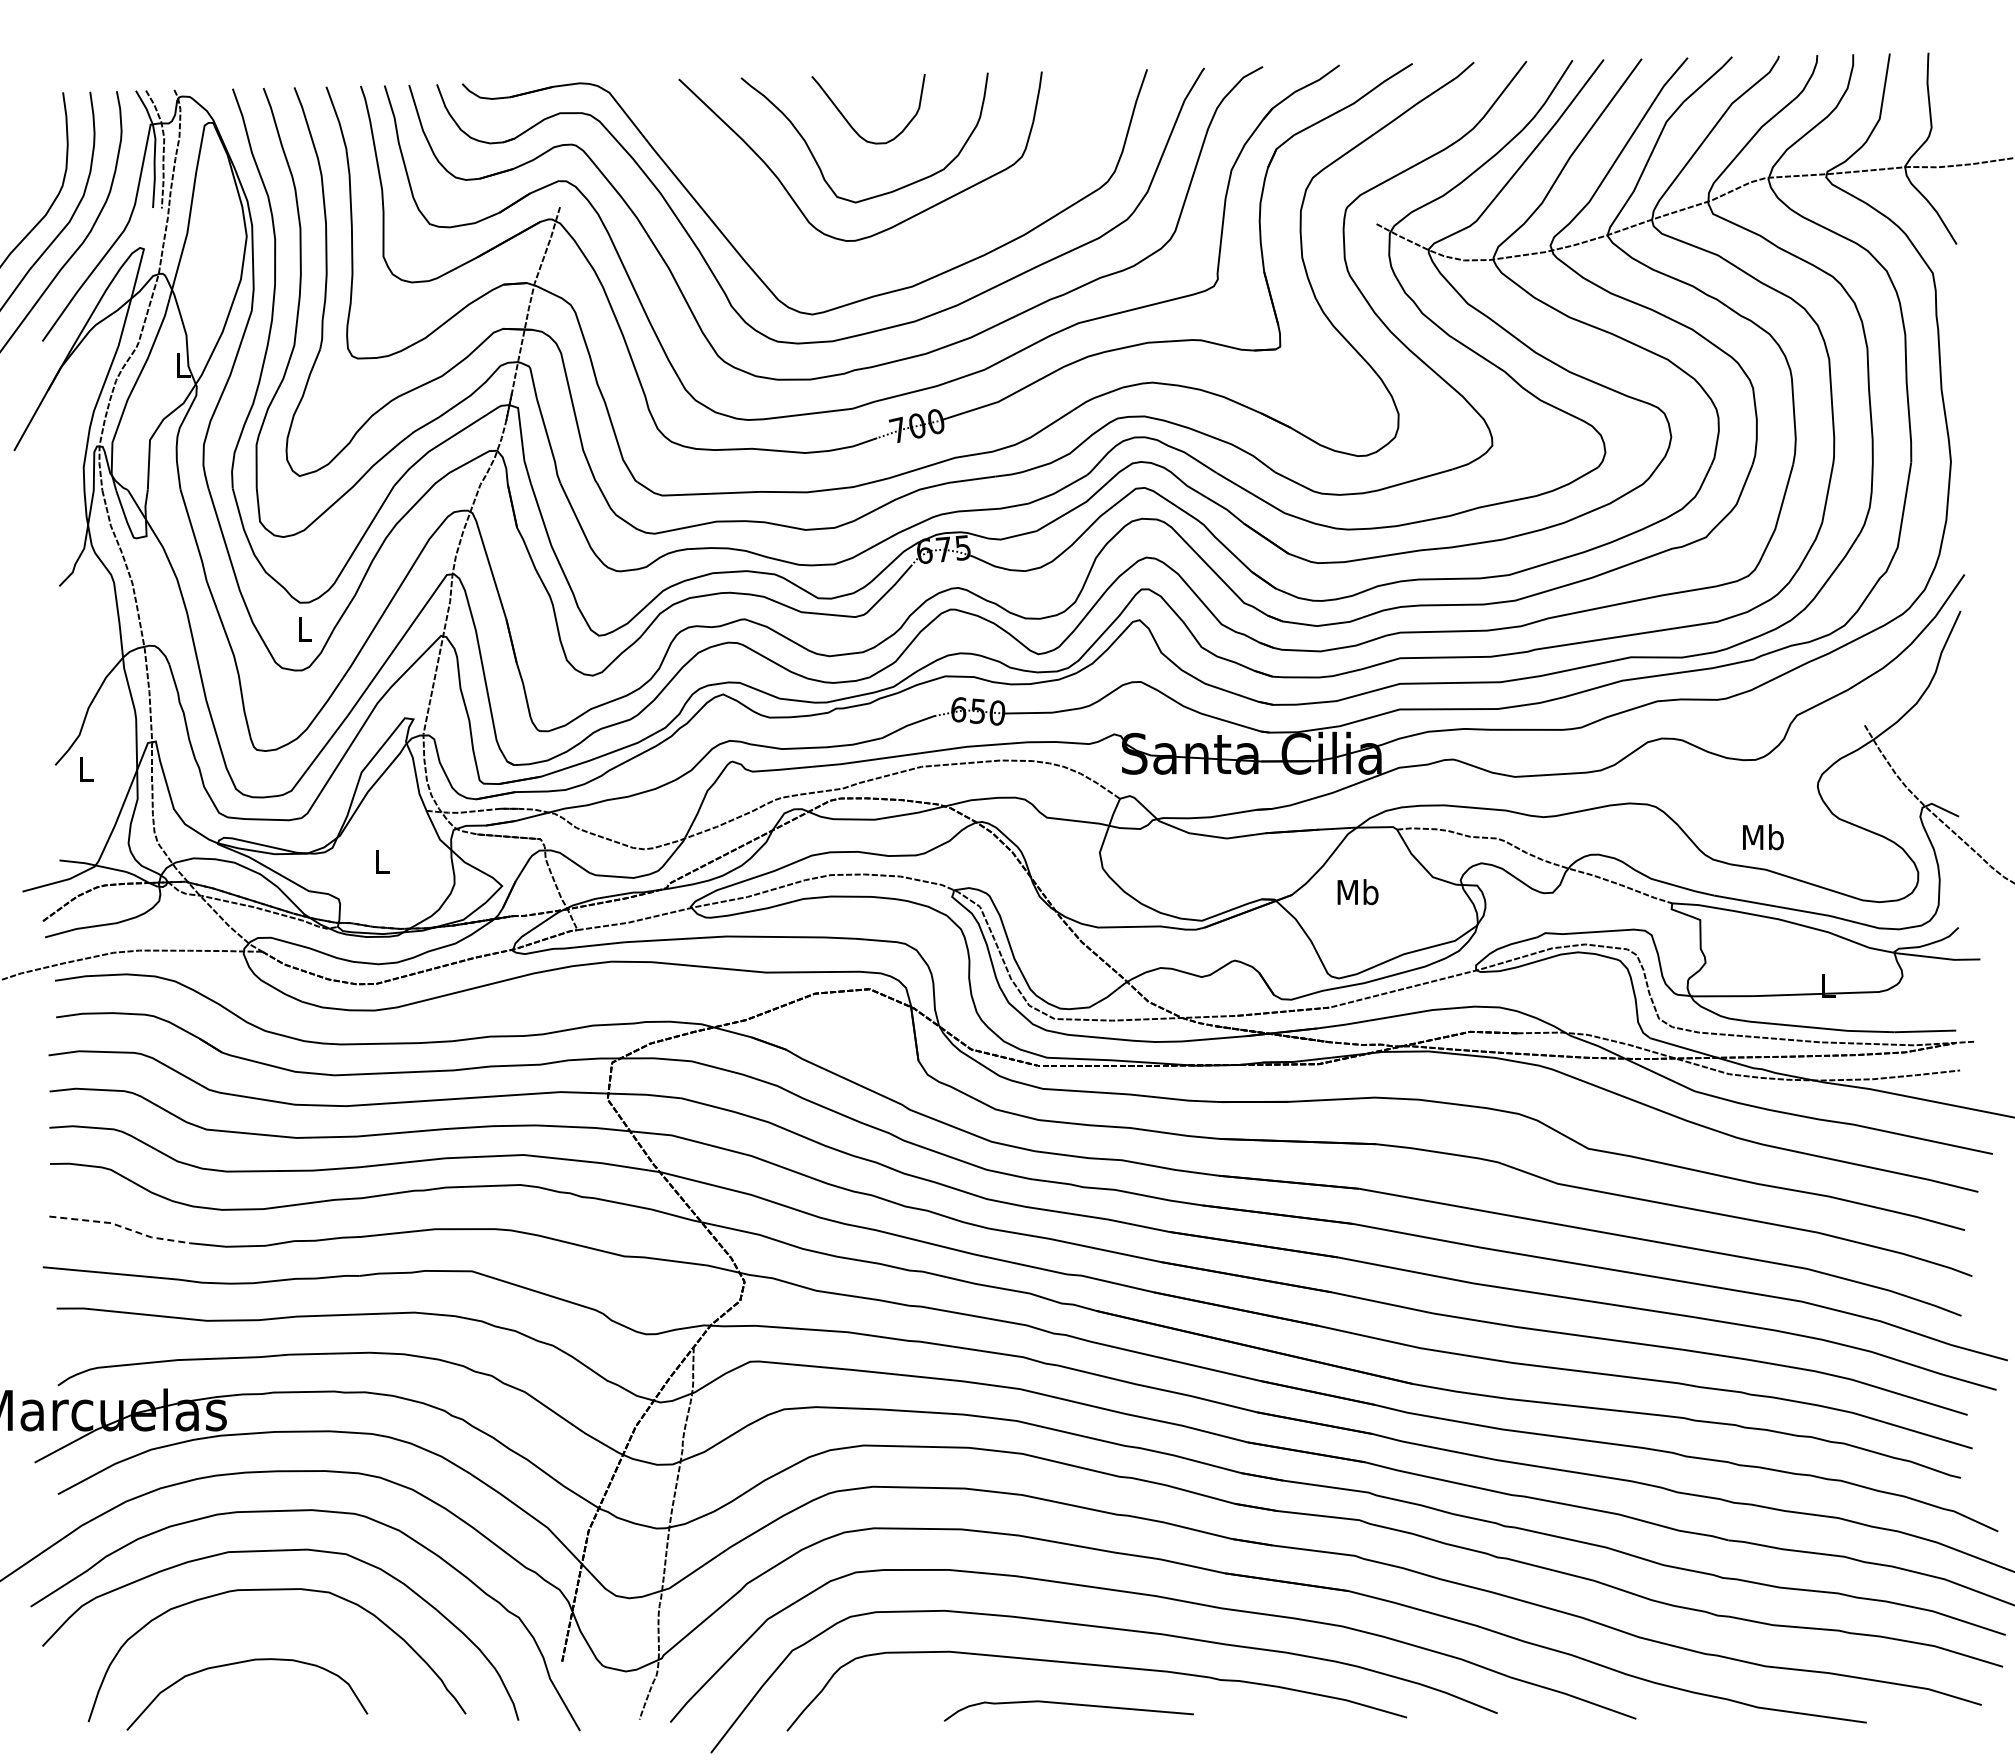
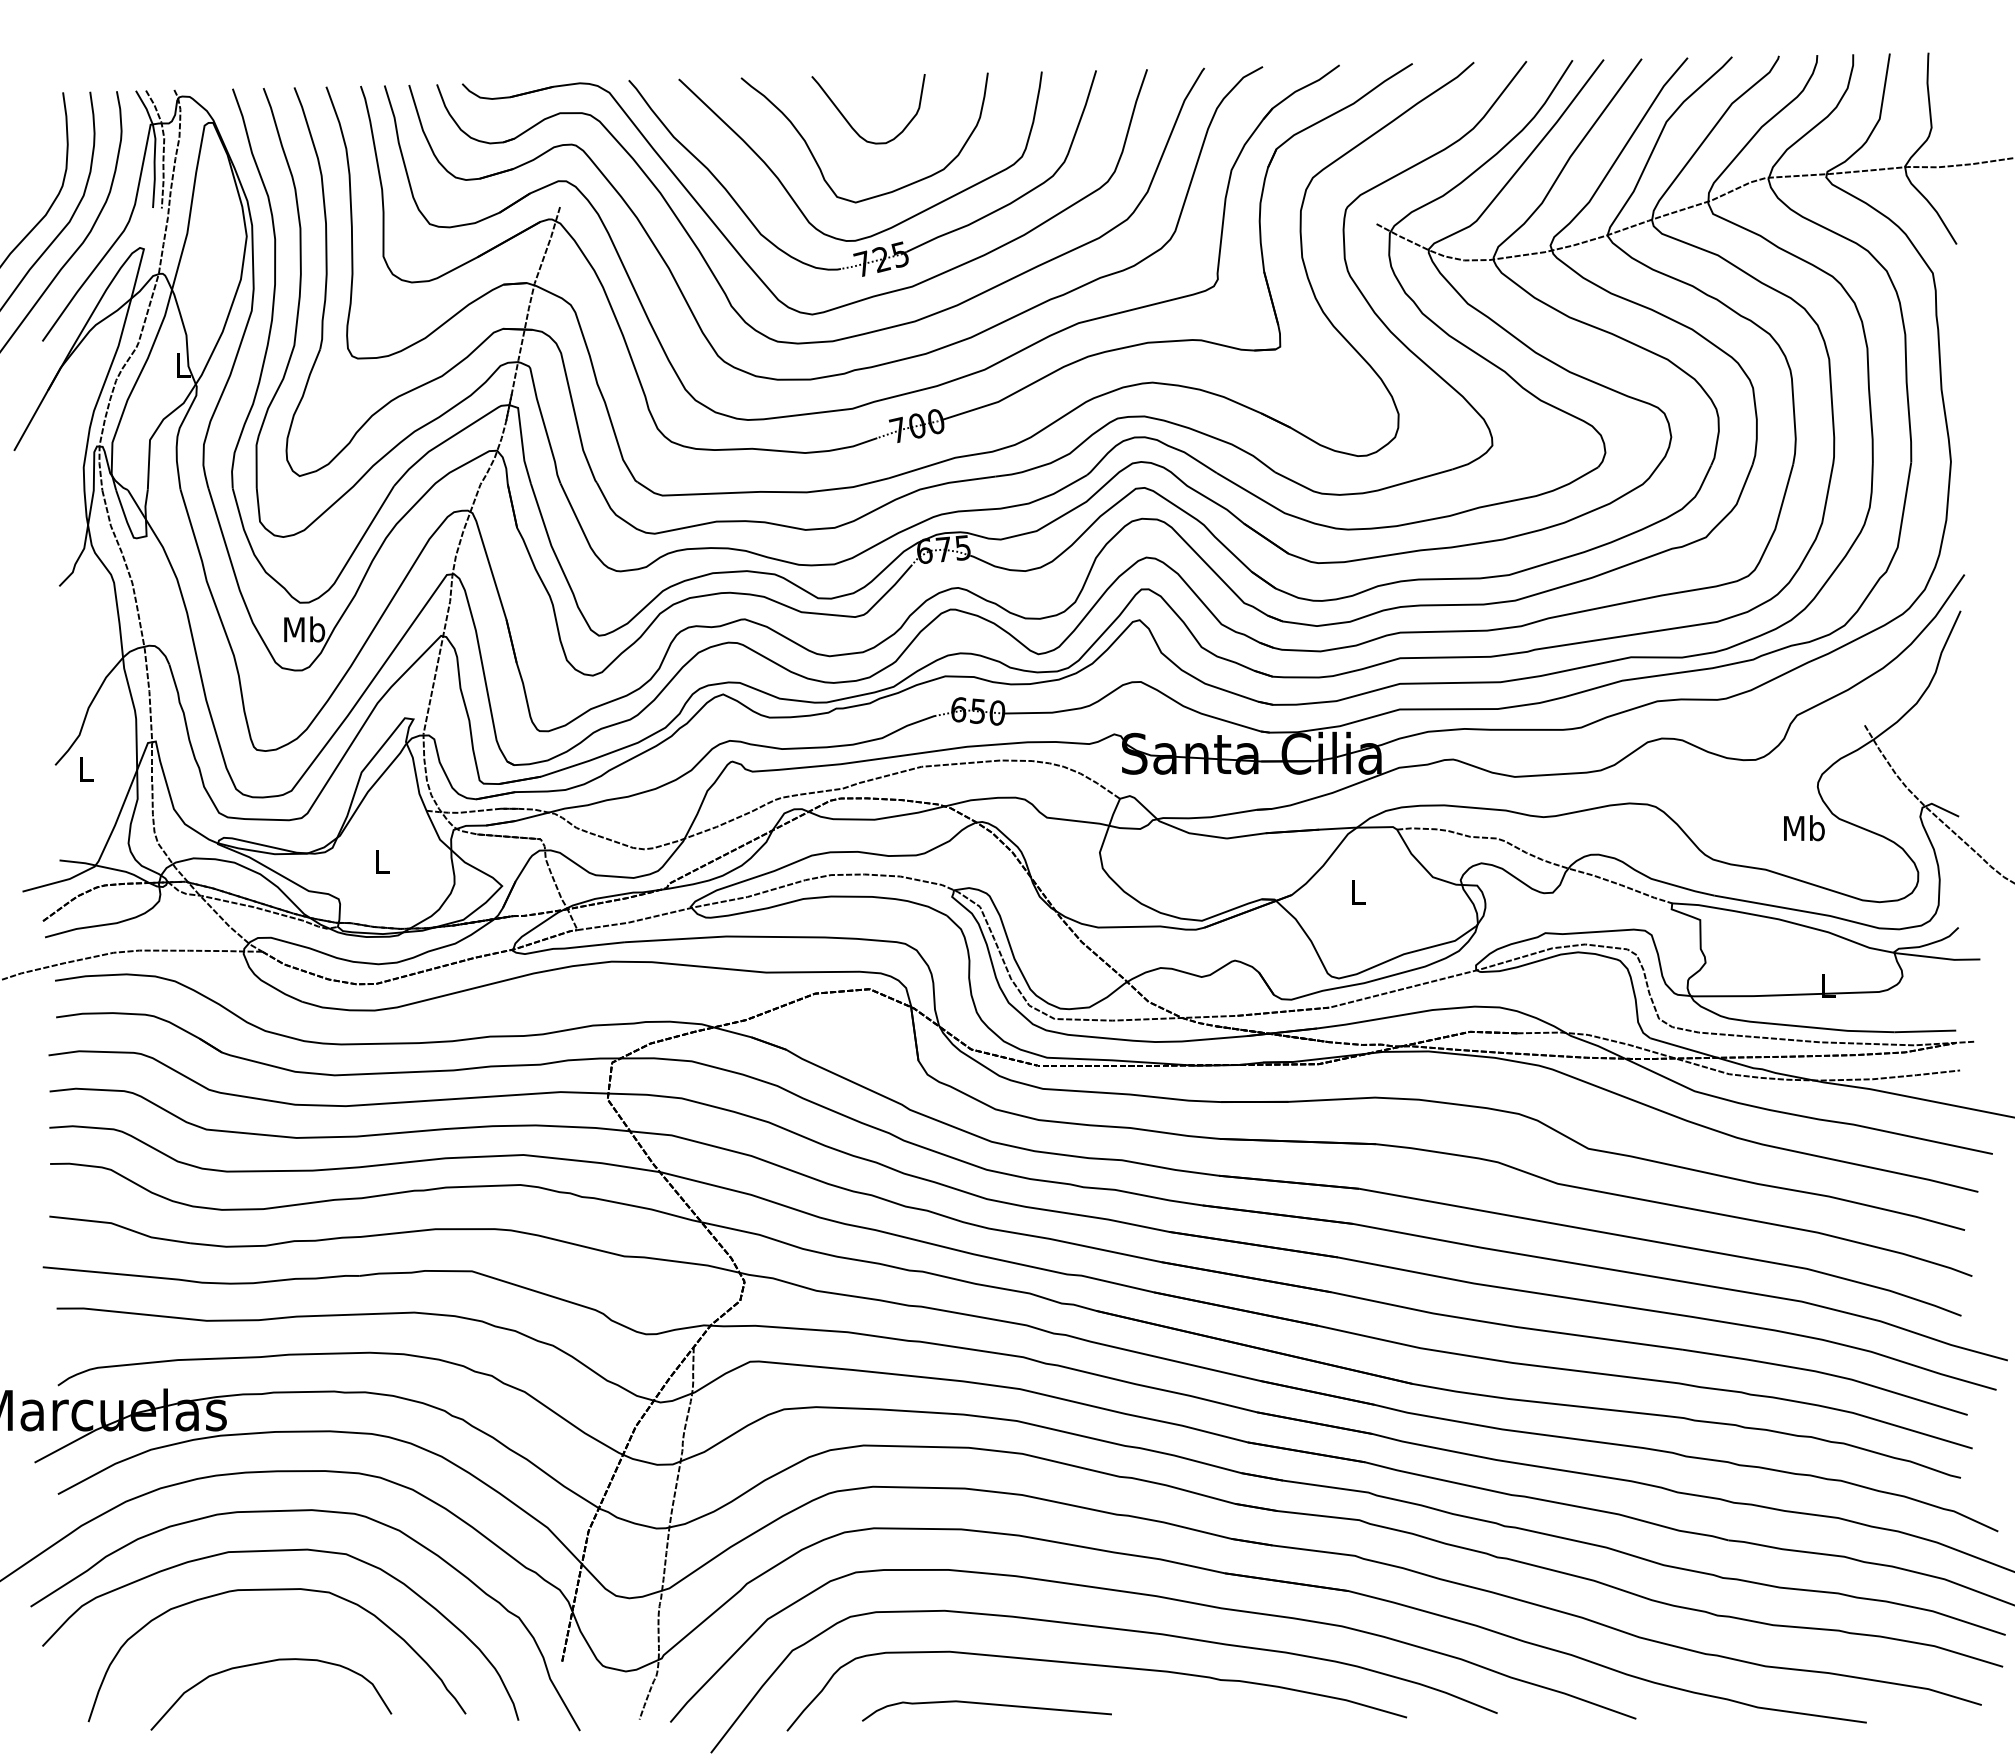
part: none -> present (876, 247)
text: L -> Mb (304, 629)
text position: (1763, 837) -> (1804, 828) (1804, 828)
text: Mb -> L (1357, 892)
line: dashed -> solid (120, 1226)
curve position: (241, 1663) -> (265, 1663) (265, 1663)
curve position: (1068, 1704) -> (986, 1704) (986, 1704)
